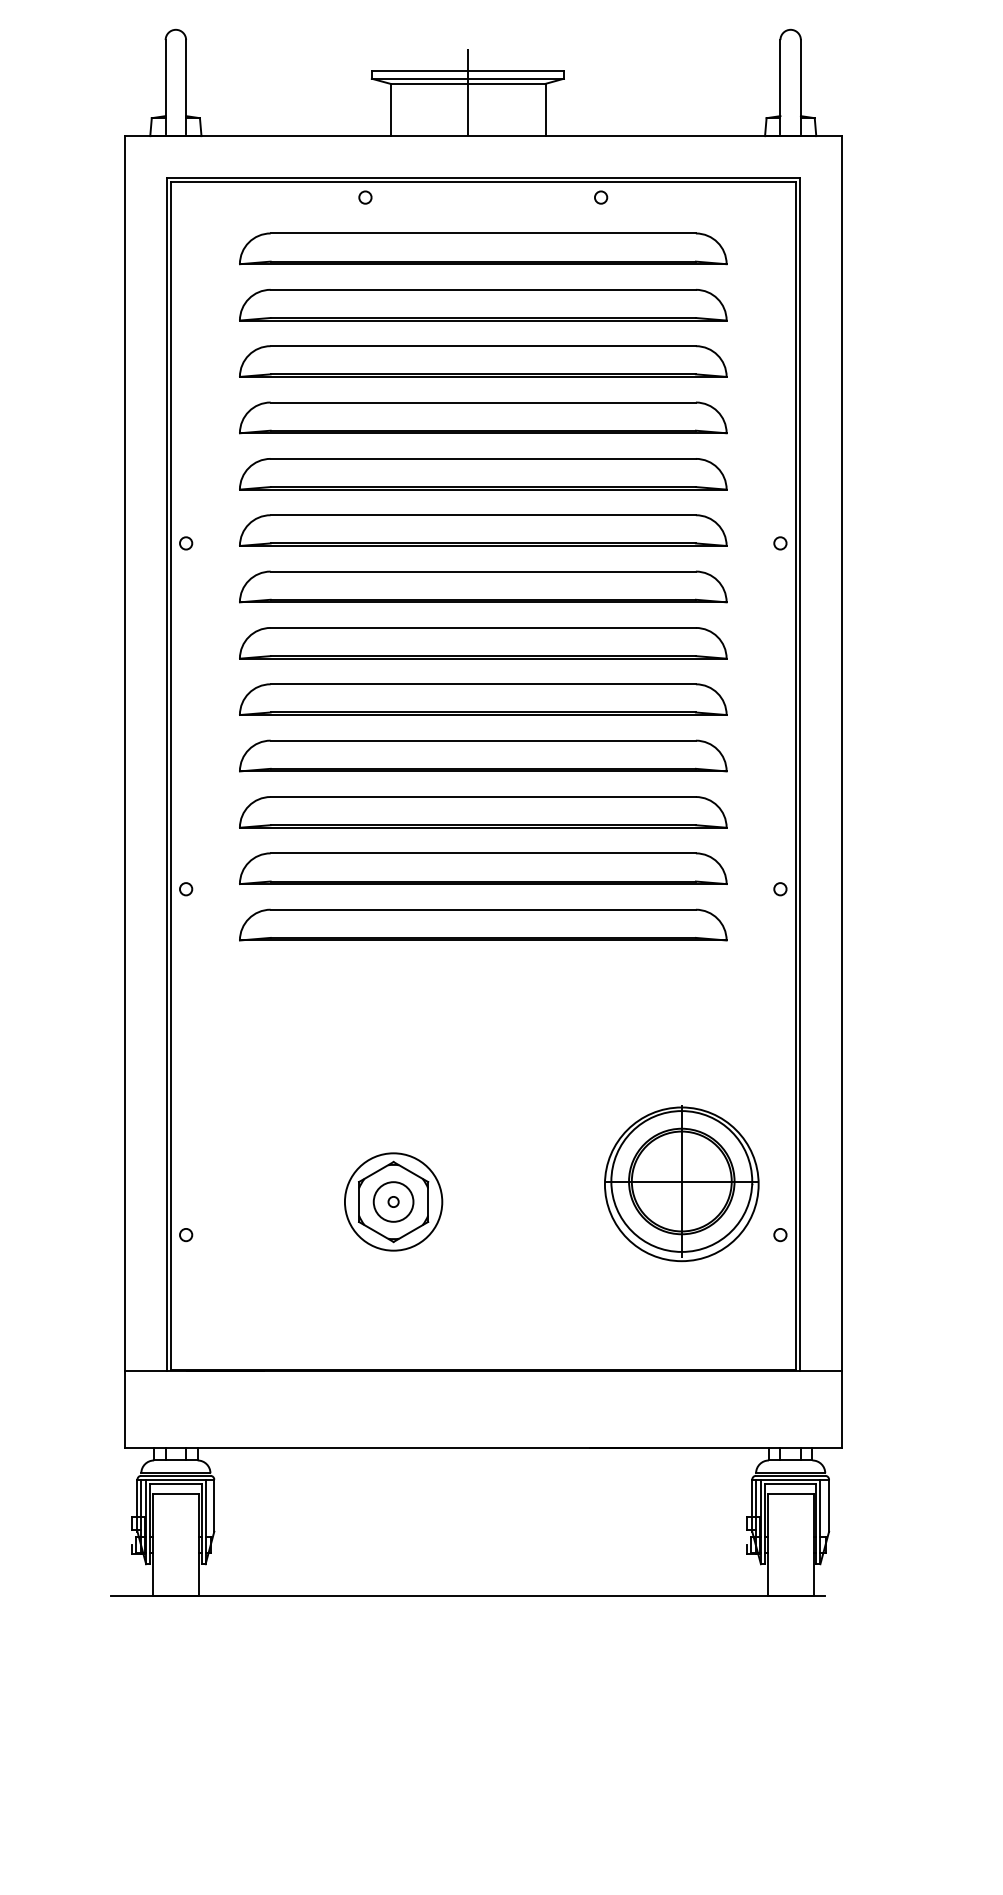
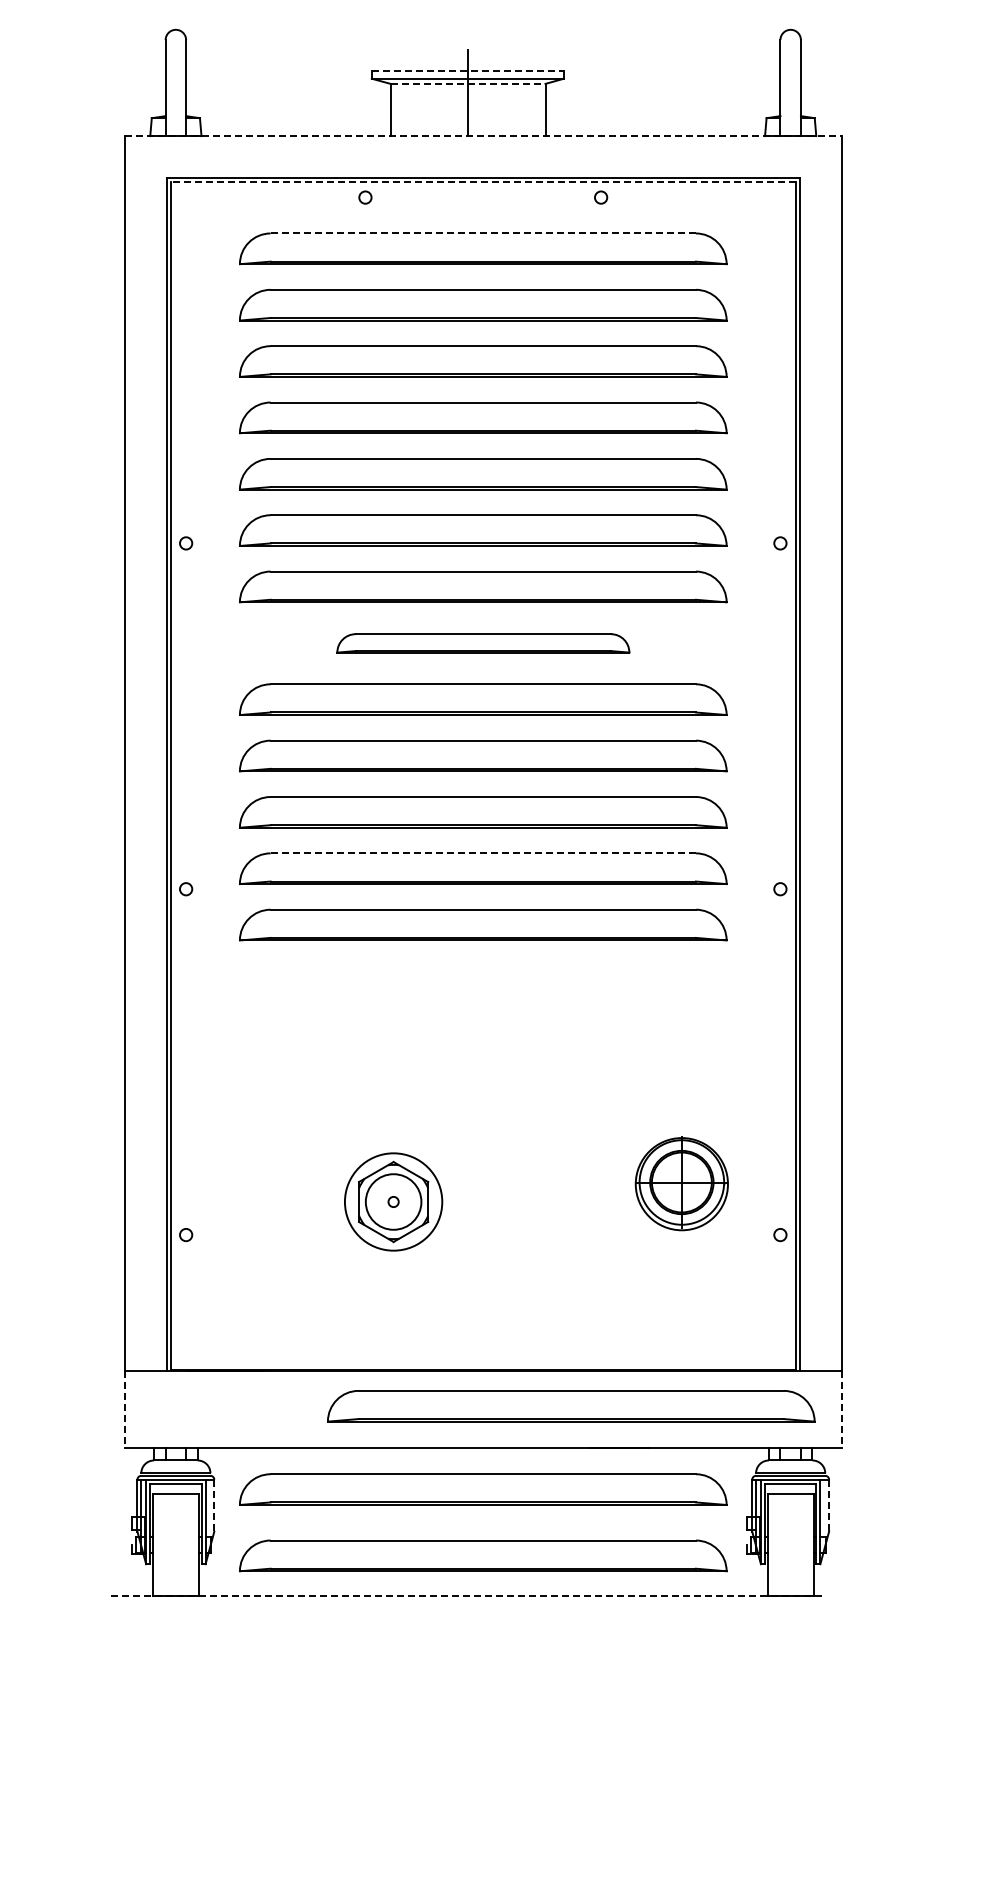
line: solid -> dashed (468, 71)
line: solid -> dashed (468, 83)
line: solid -> dashed (483, 136)
line: solid -> dashed (483, 182)
line: solid -> dashed (483, 233)
part size: 489x33 px -> 295x21 px (483, 643)
line: solid -> dashed (483, 853)
part size: 156x158 px -> 95x96 px (681, 1183)
circle diameter: 40 px -> 56 px (393, 1201)
part: none -> present (571, 1406)
line: solid -> dashed (124, 1409)
line: solid -> dashed (841, 1409)
part: none -> present (483, 1489)
line: solid -> dashed (214, 1506)
line: solid -> dashed (829, 1506)
part: none -> present (483, 1555)
line: solid -> dashed (468, 1596)
